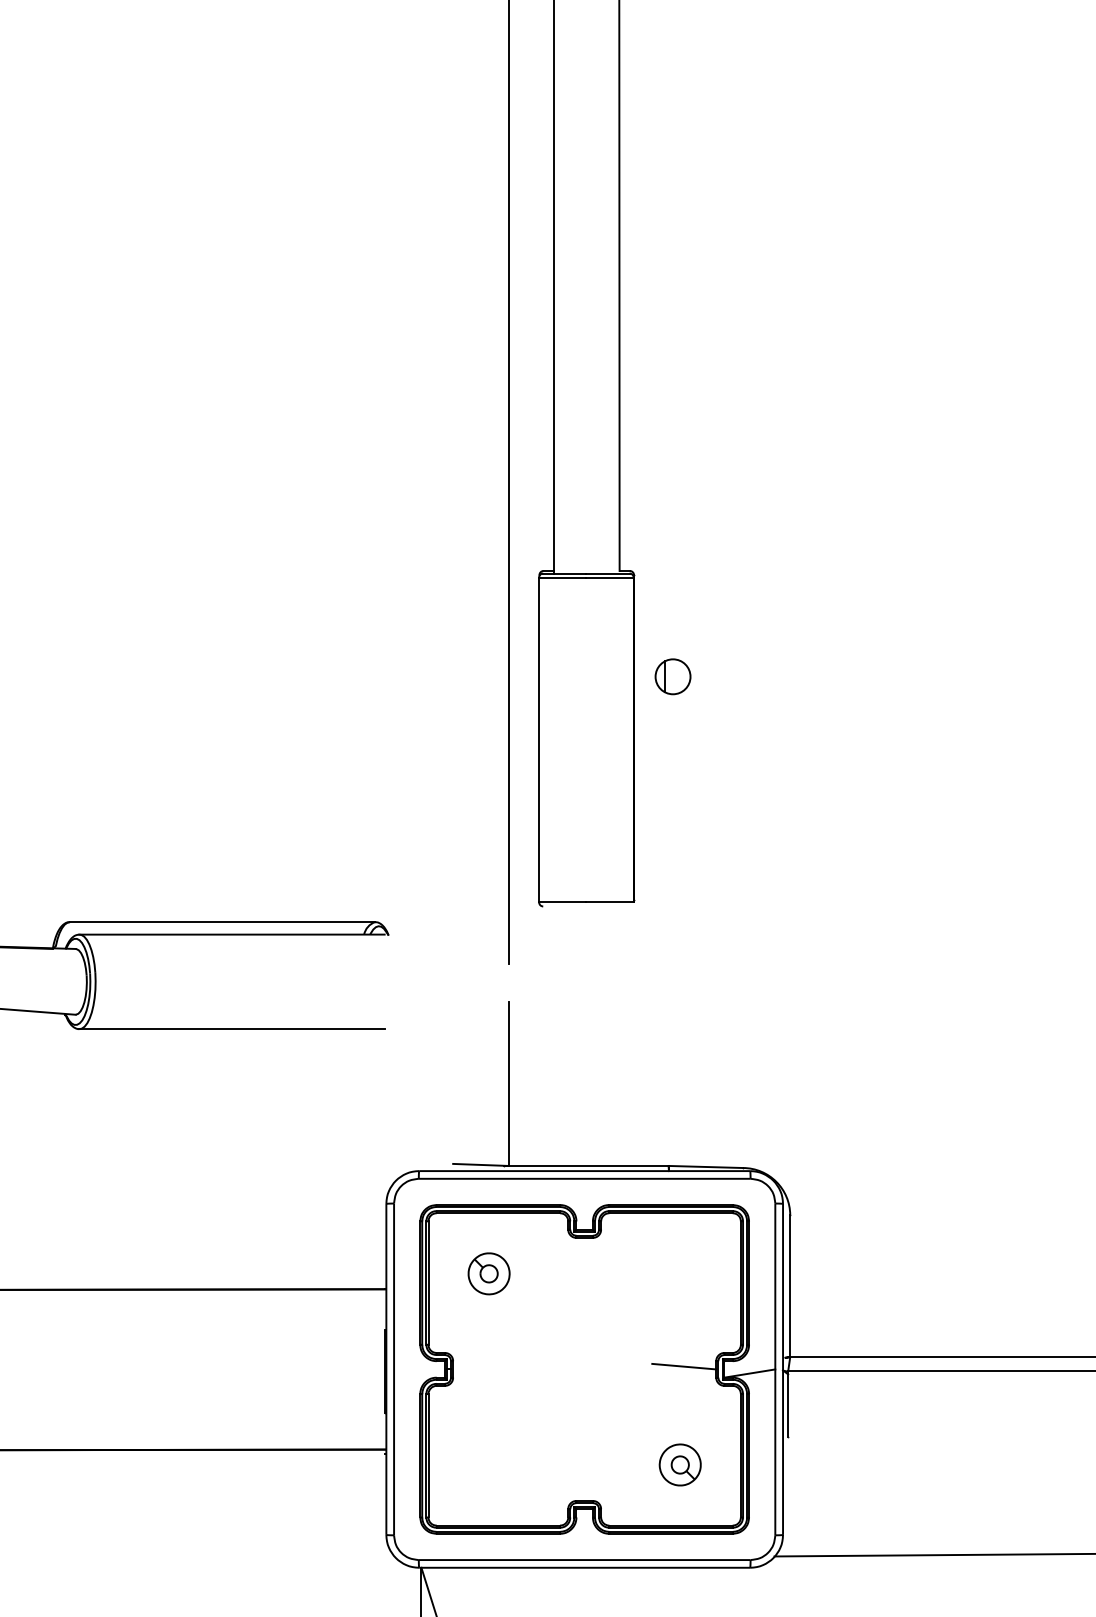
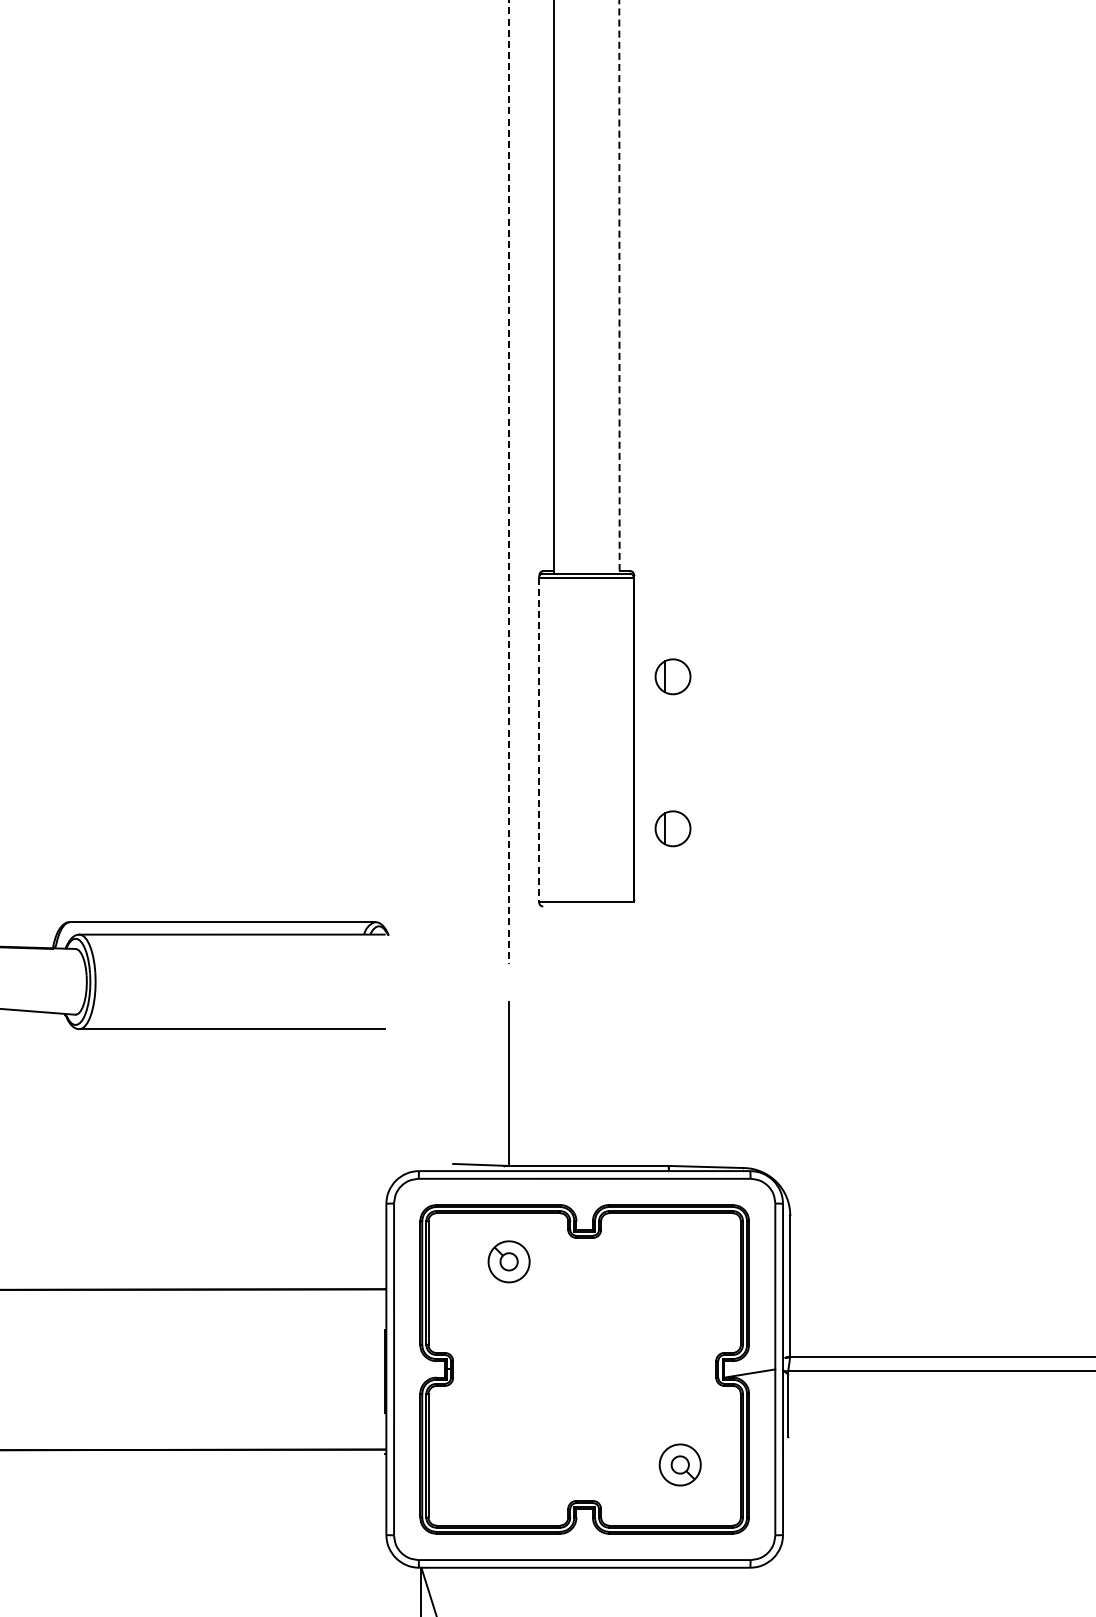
line: solid -> dashed (619, 285)
line: solid -> dashed (508, 482)
line: solid -> dashed (539, 740)
part: none -> present (672, 828)
part position: (488, 1273) -> (508, 1261) (508, 1261)
line: present -> none (684, 1366)
line: present -> none (933, 1554)
